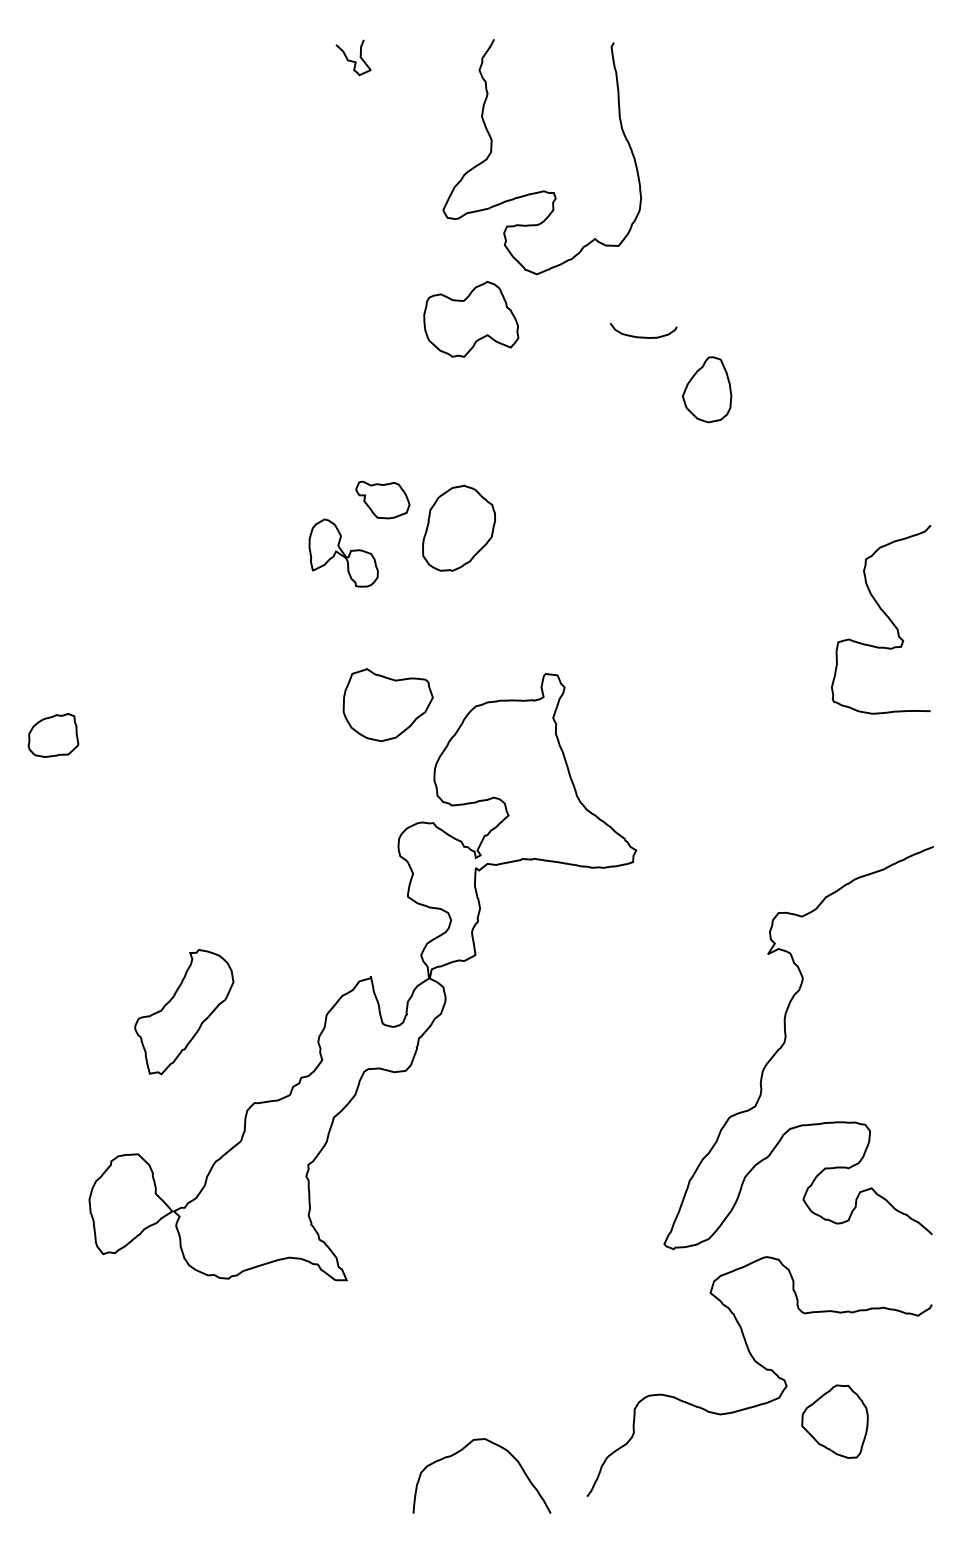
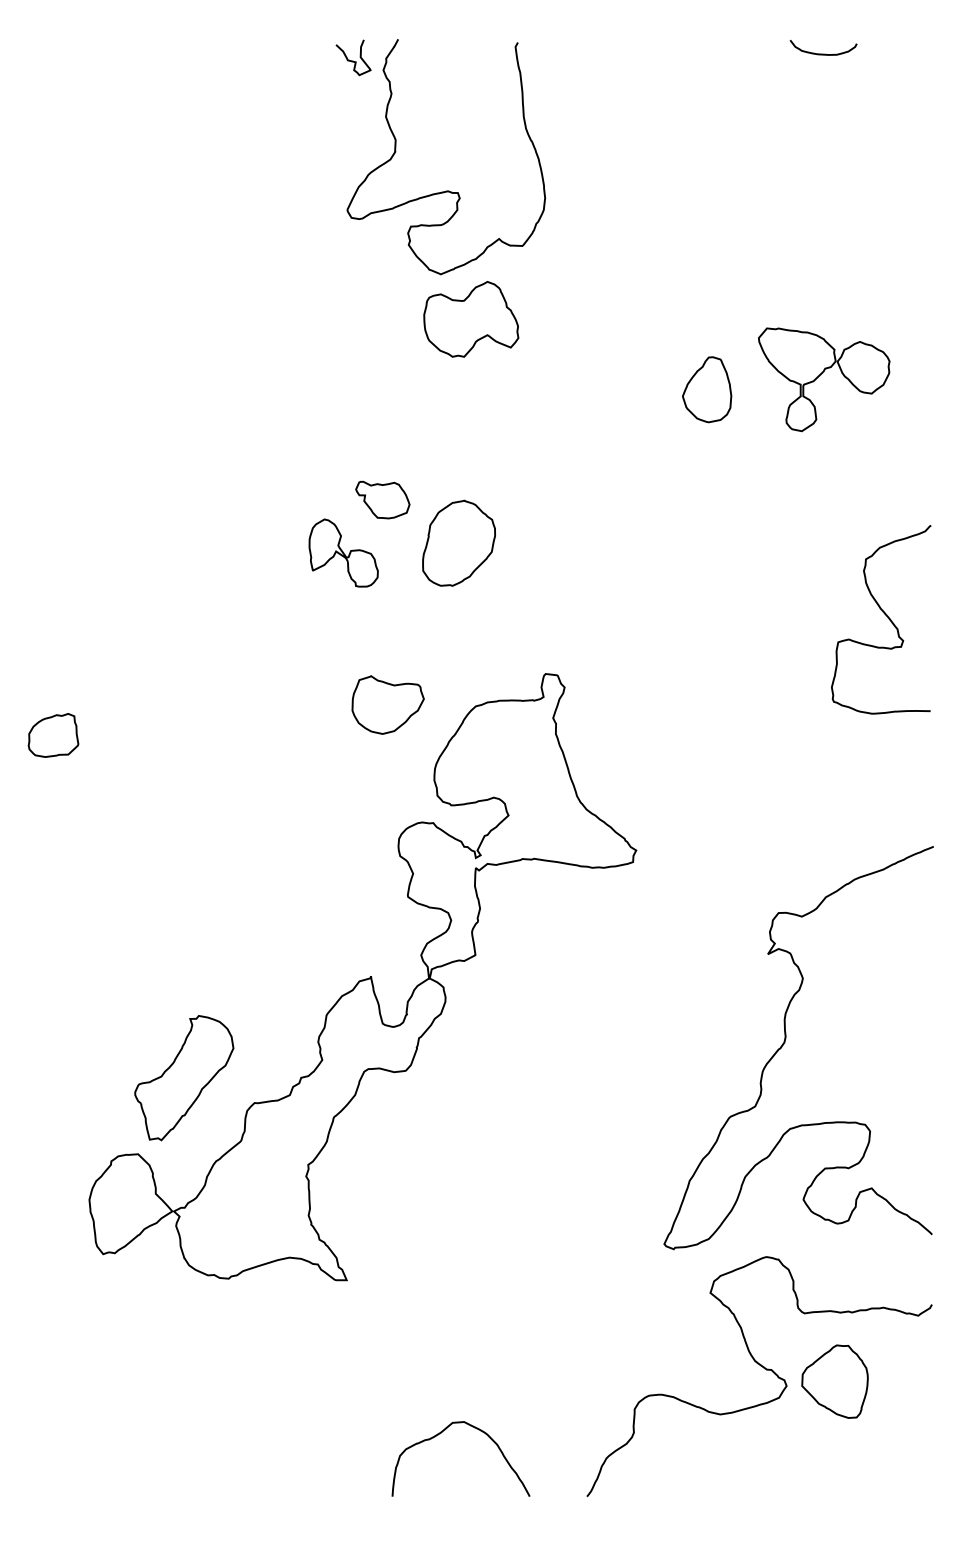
curve position: (542, 190) -> (446, 190) (446, 190)
curve position: (643, 336) -> (823, 53) (823, 53)
part: none -> present (824, 379)
part position: (458, 527) -> (458, 542) (458, 542)
part size: 92x75 px -> 74x60 px (387, 704)
part position: (184, 1012) -> (184, 1078) (184, 1078)
part position: (834, 1421) -> (834, 1381) (834, 1381)
curve position: (462, 1450) -> (441, 1433) (441, 1433)
